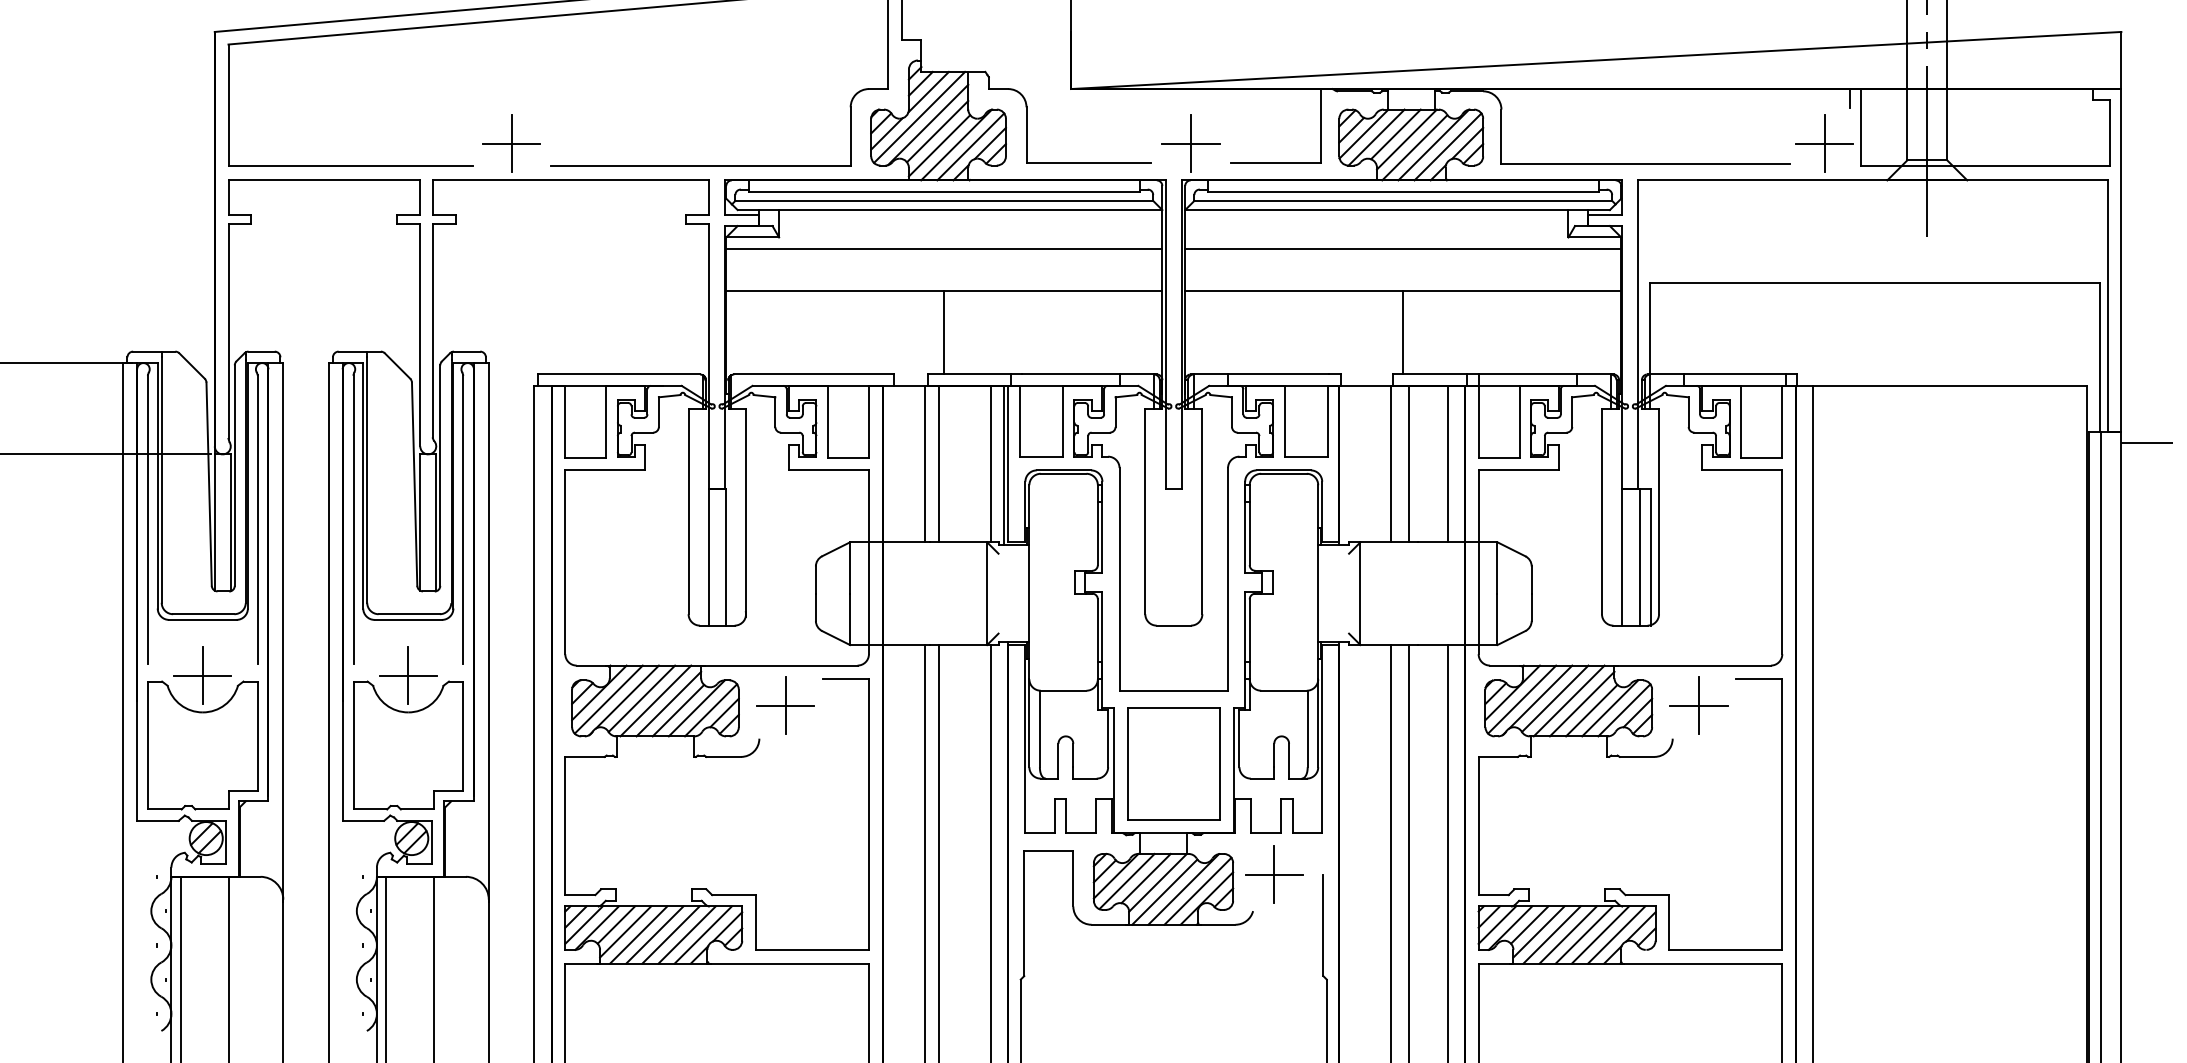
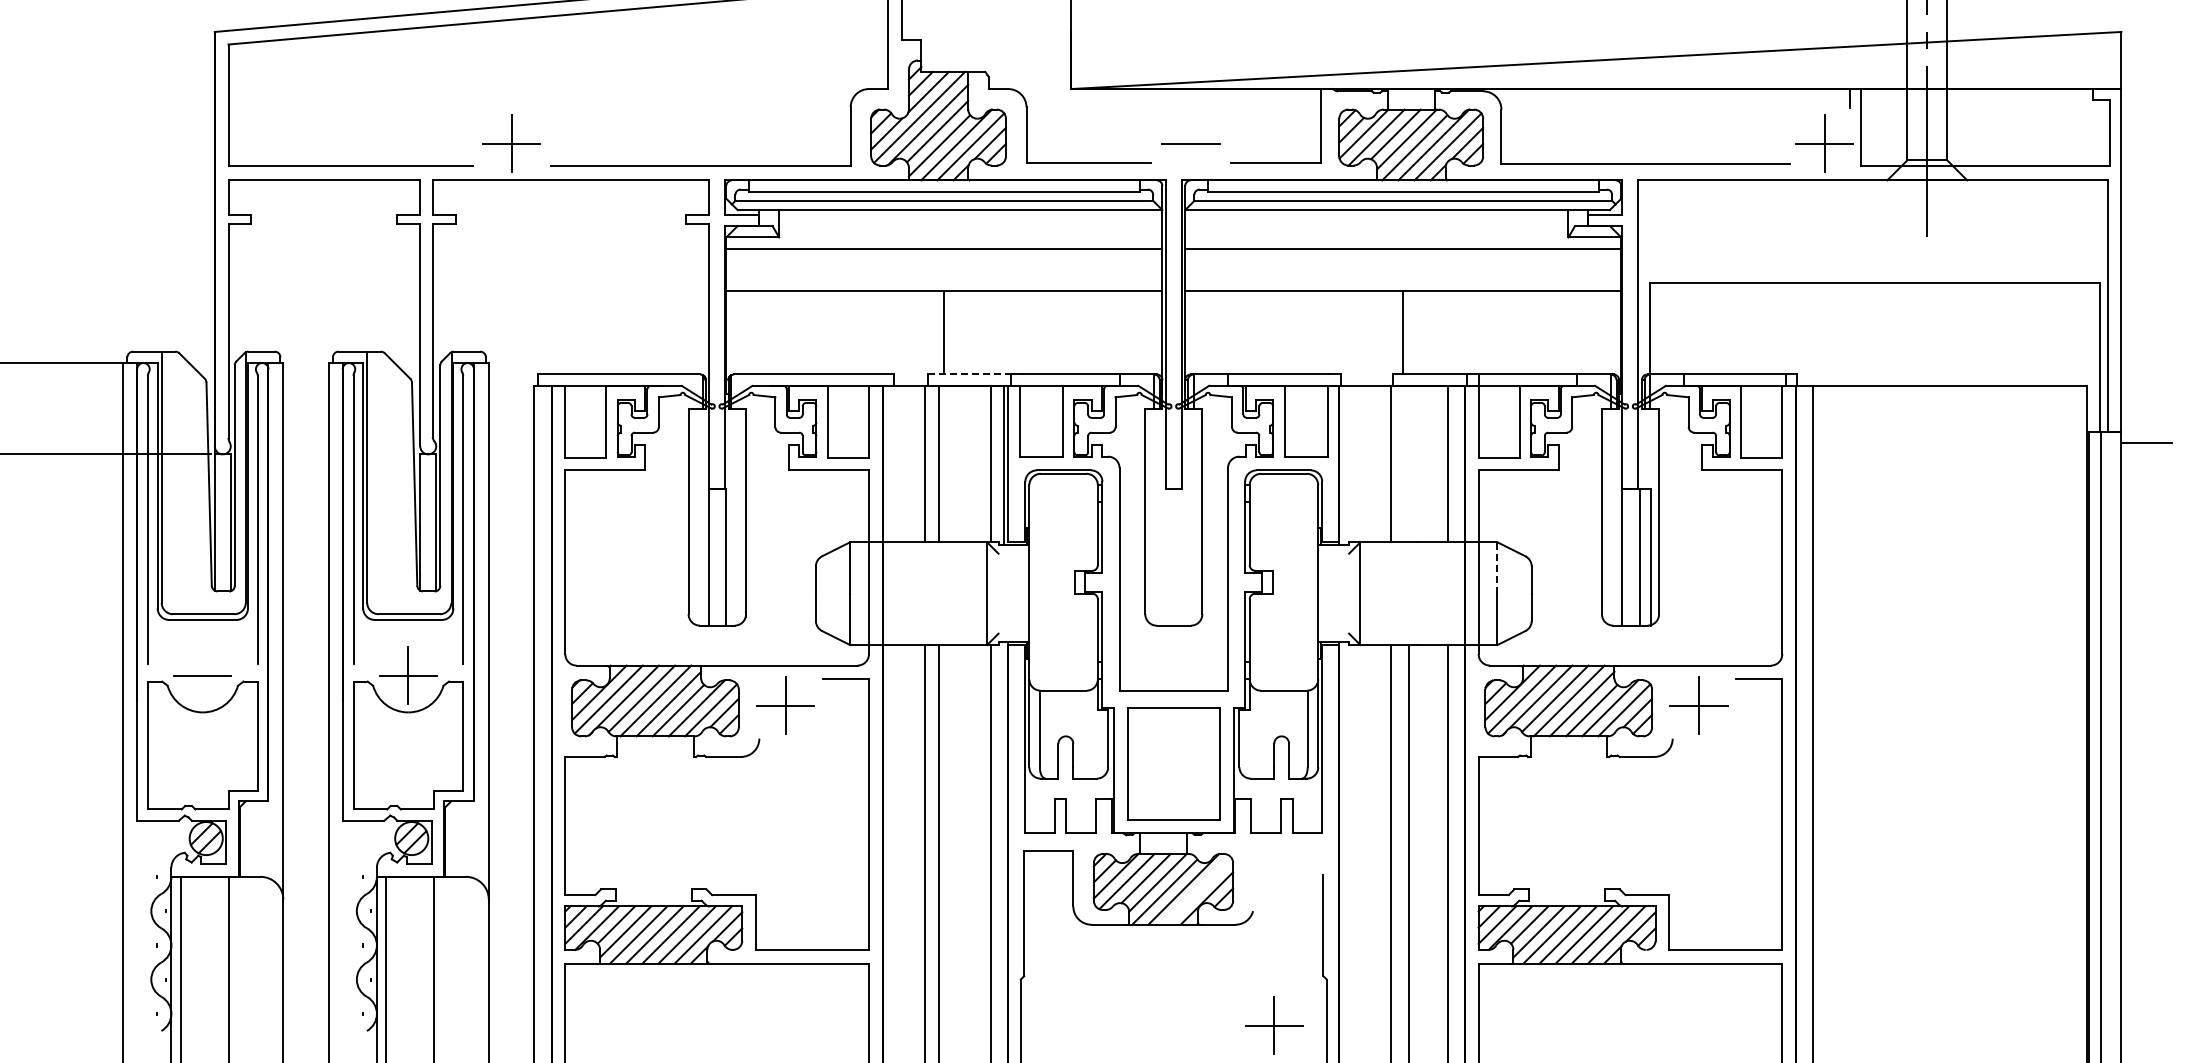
line: present -> none (1190, 143)
line: solid -> dashed (969, 374)
line: present -> none (1408, 463)
line: solid -> dashed (1497, 567)
line: present -> none (202, 675)
part position: (1274, 874) -> (1274, 1025) (1274, 1025)
line: present -> none (1197, 890)
